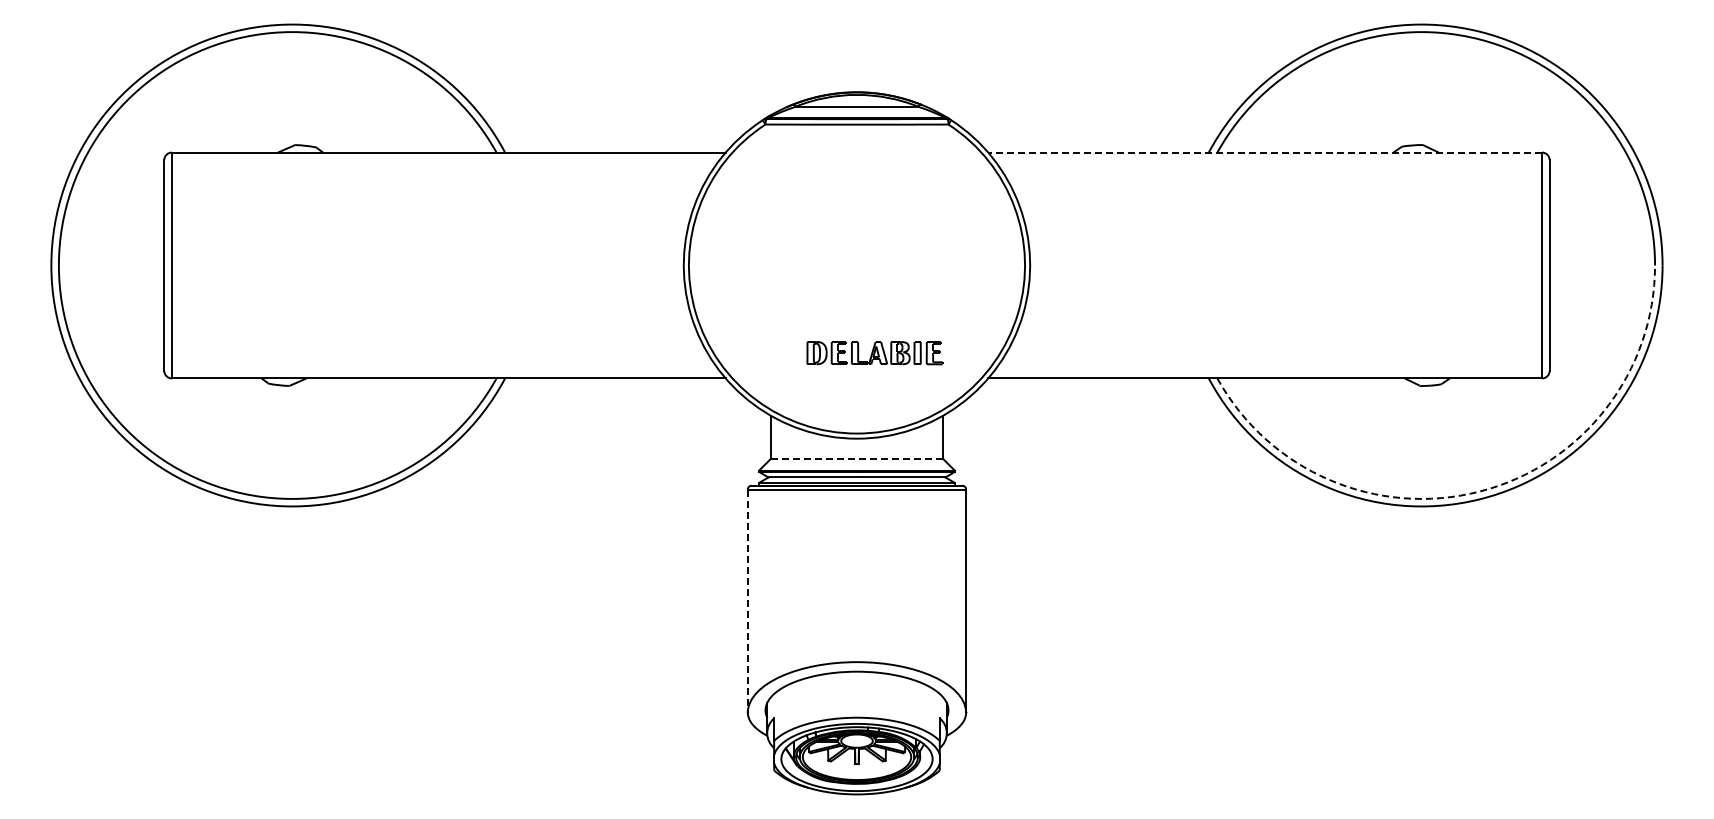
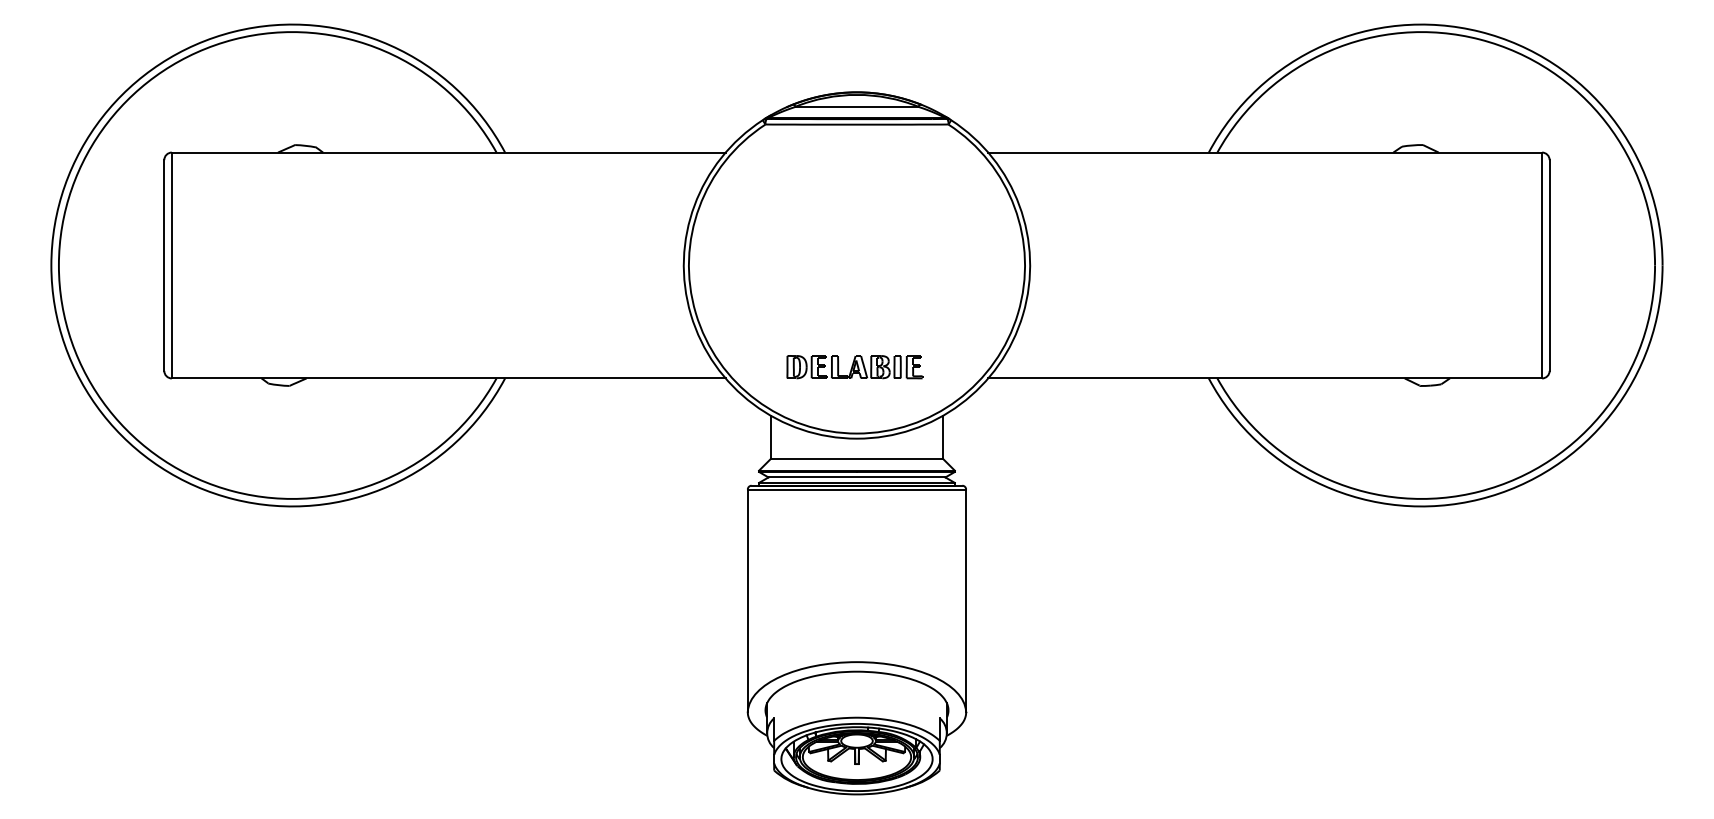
line: dashed -> solid (1265, 152)
part position: (874, 353) -> (854, 367) (854, 367)
line: dashed -> solid (856, 458)
arc: dashed -> solid (1479, 491)
line: dashed -> solid (747, 601)
